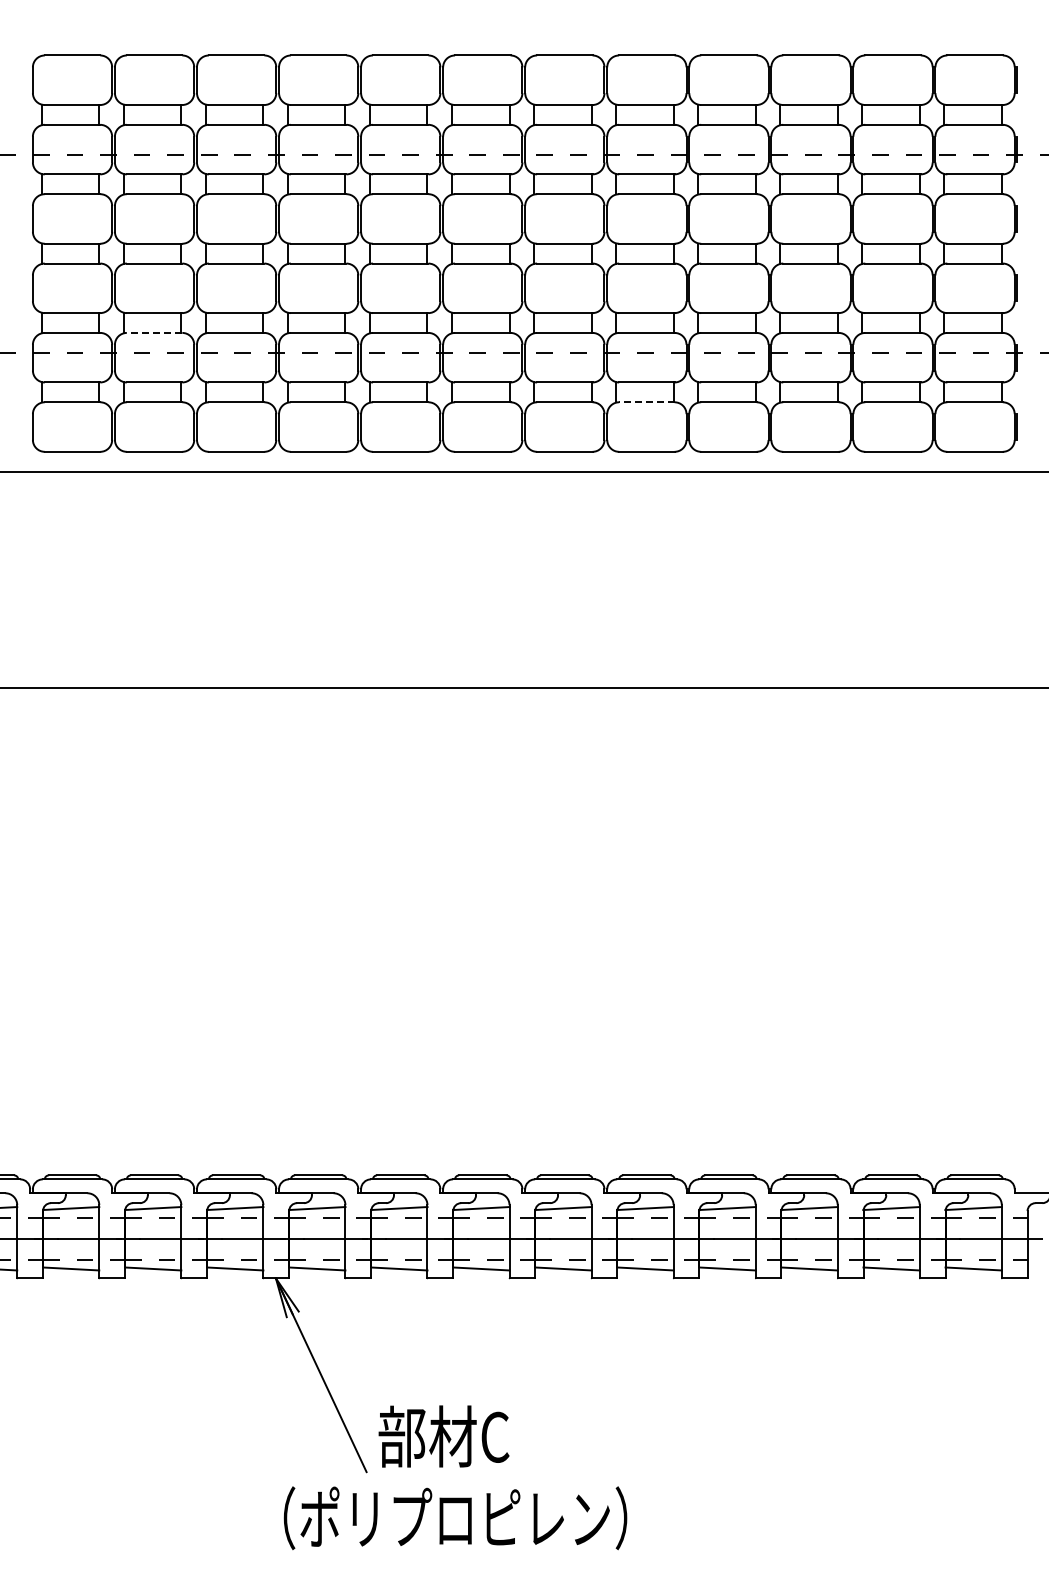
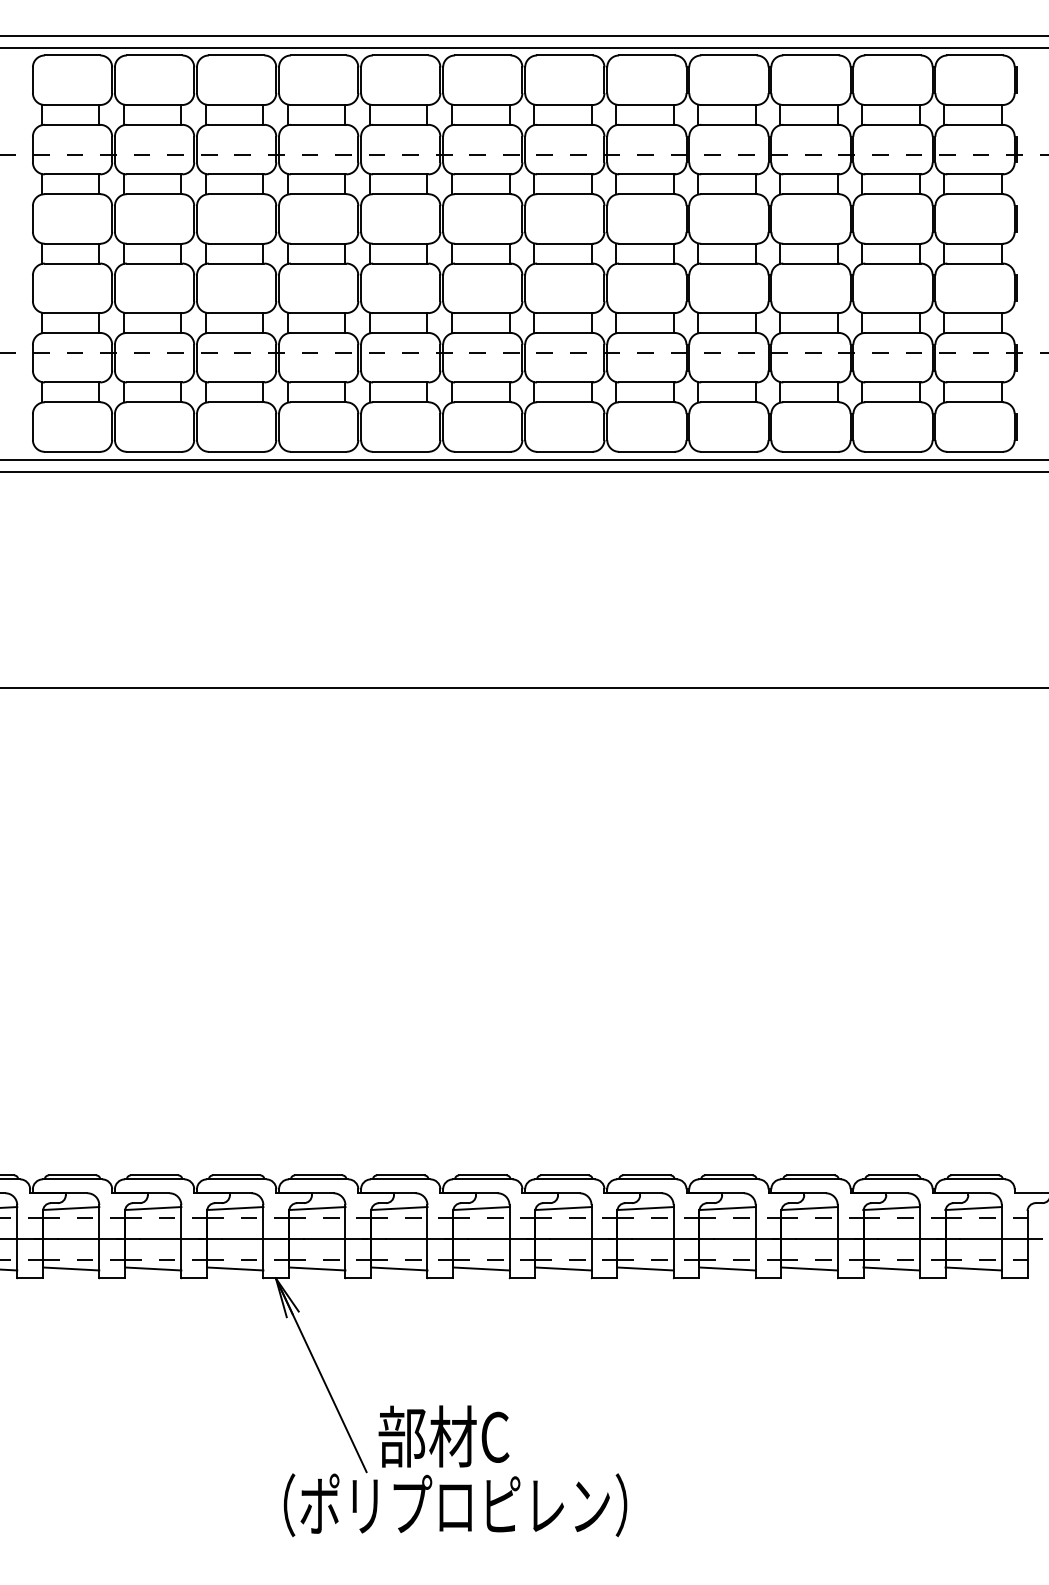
line: none -> present (523, 35)
line: none -> present (523, 47)
line: dashed -> solid (154, 332)
line: dashed -> solid (646, 402)
line: none -> present (523, 459)
text position: (455, 1518) -> (455, 1505) (455, 1505)
